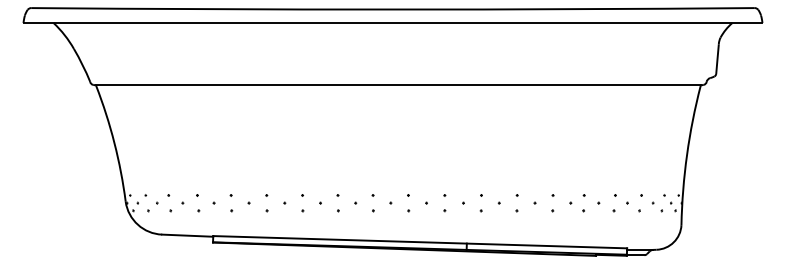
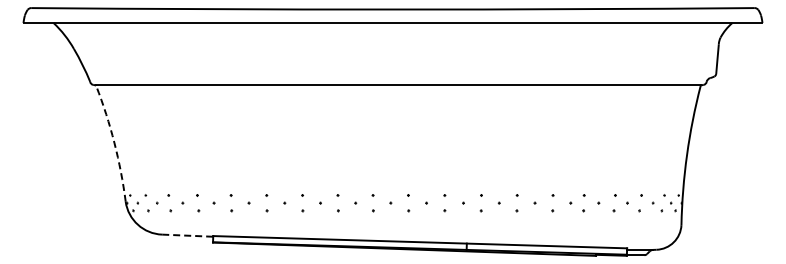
arc: solid -> dashed (114, 143)
line: solid -> dashed (187, 235)
